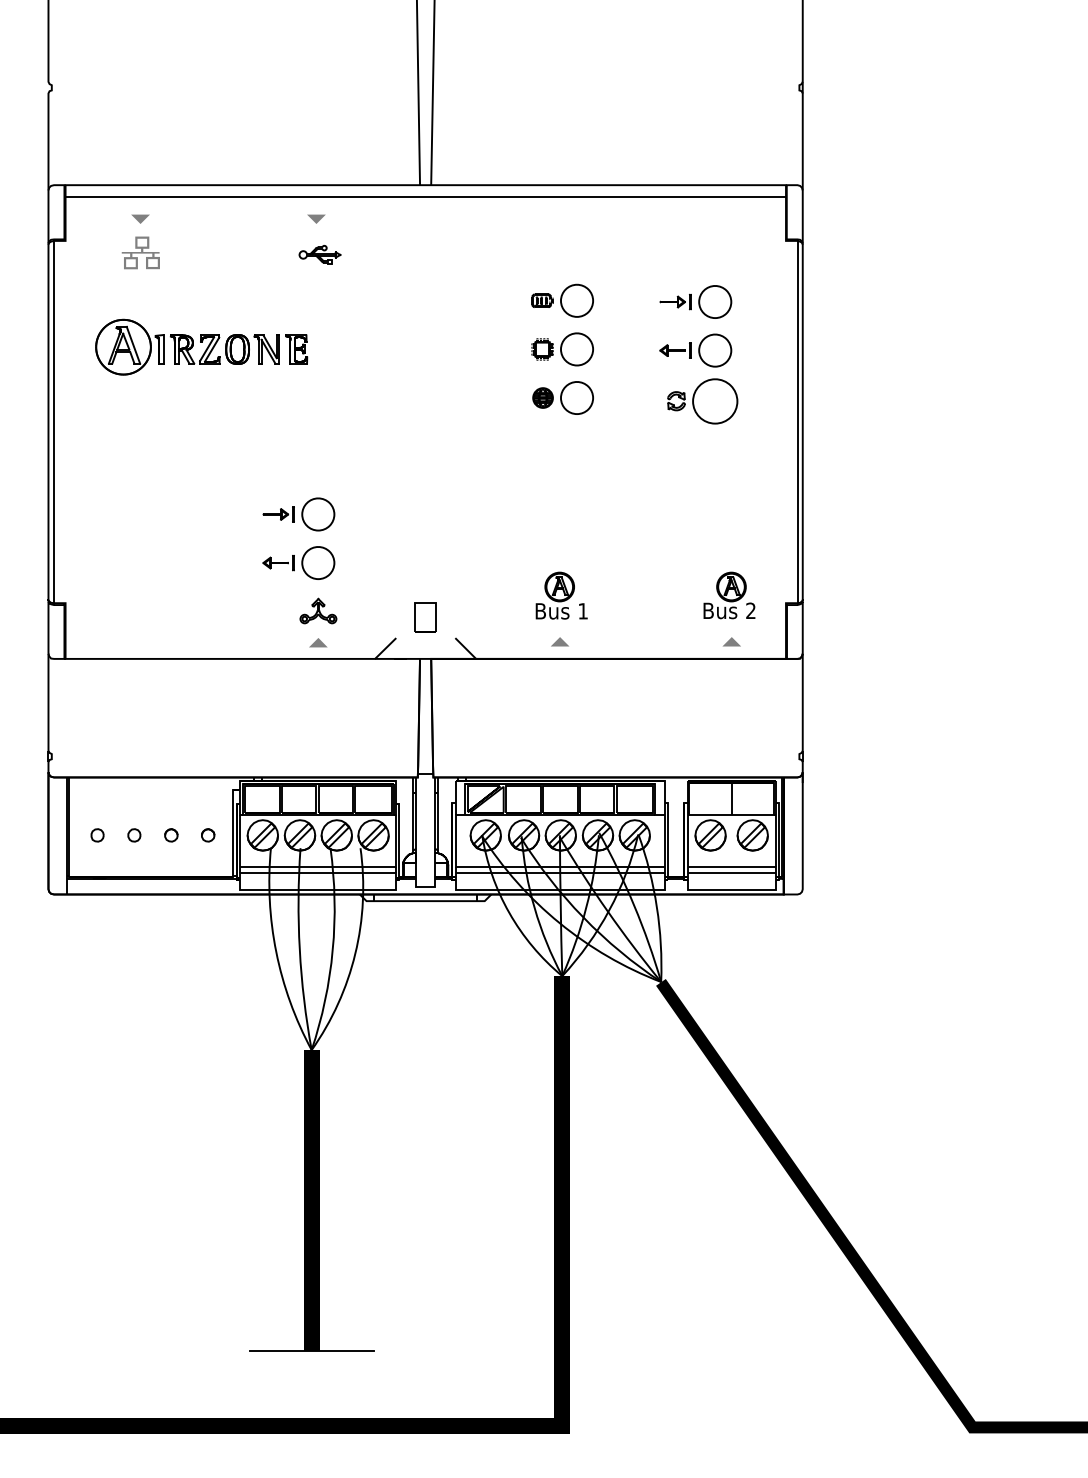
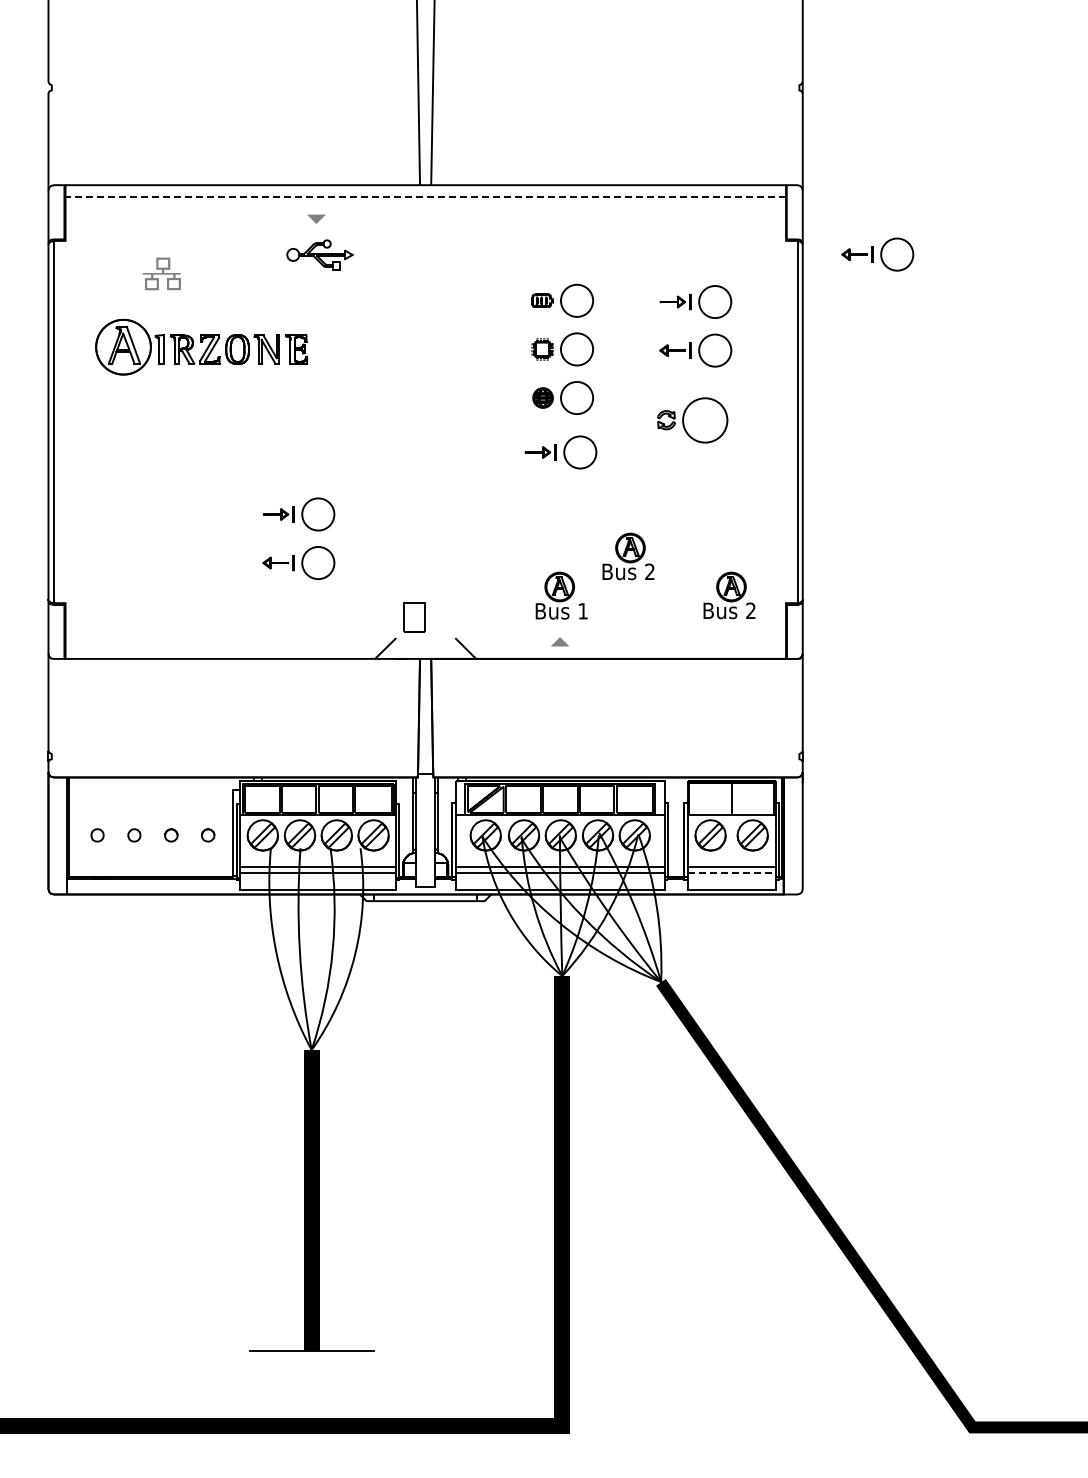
line: solid -> dashed (426, 197)
fill: present -> none (140, 219)
part position: (140, 252) -> (161, 273) (161, 273)
part size: 44x20 px -> 68x32 px (319, 254)
part: none -> present (877, 254)
part position: (702, 401) -> (692, 420) (692, 420)
part: none -> present (560, 452)
part: none -> present (628, 556)
part: present -> none (318, 610)
part position: (425, 617) -> (414, 617) (414, 617)
fill: present -> none (731, 641)
fill: present -> none (317, 642)
line: solid -> dashed (732, 873)
